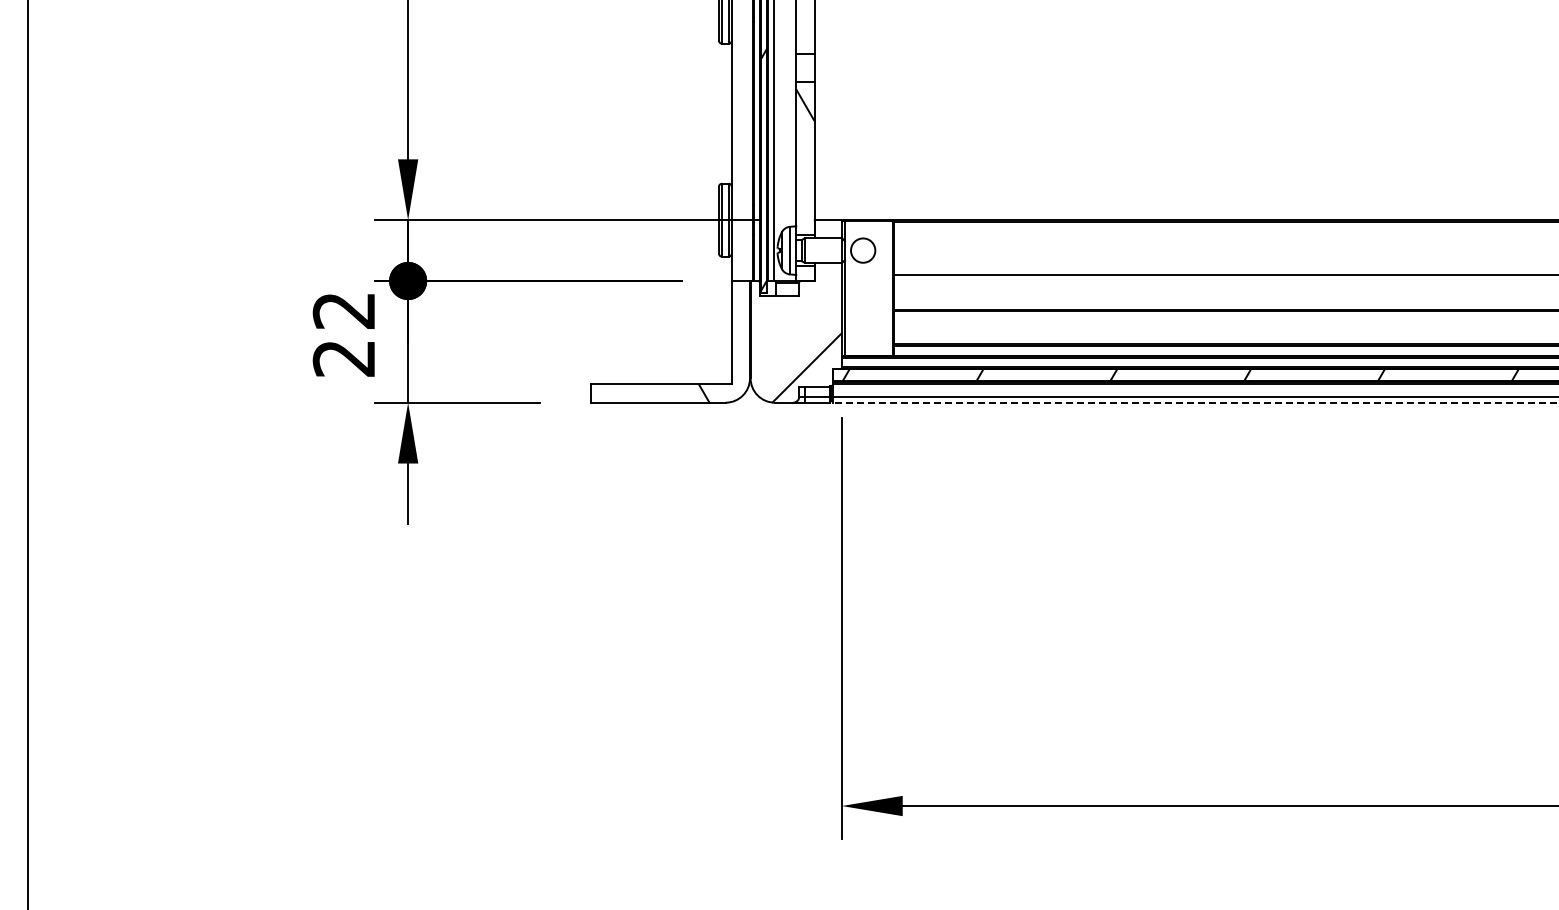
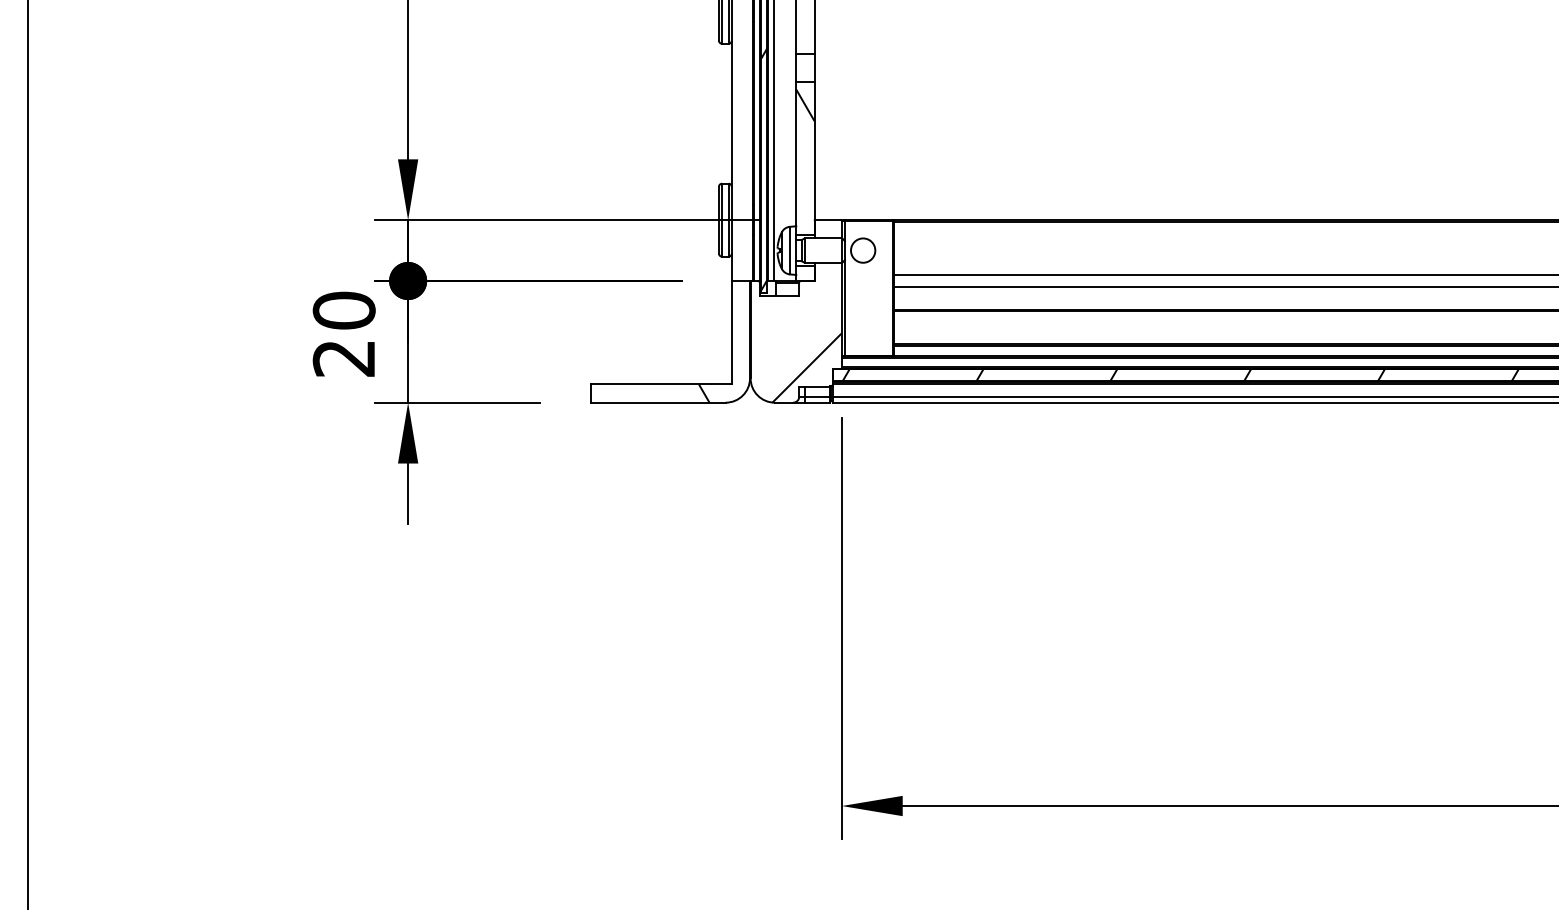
line: none -> present (1224, 287)
text: 22 -> 20 (343, 310)
line: dashed -> solid (1195, 402)
